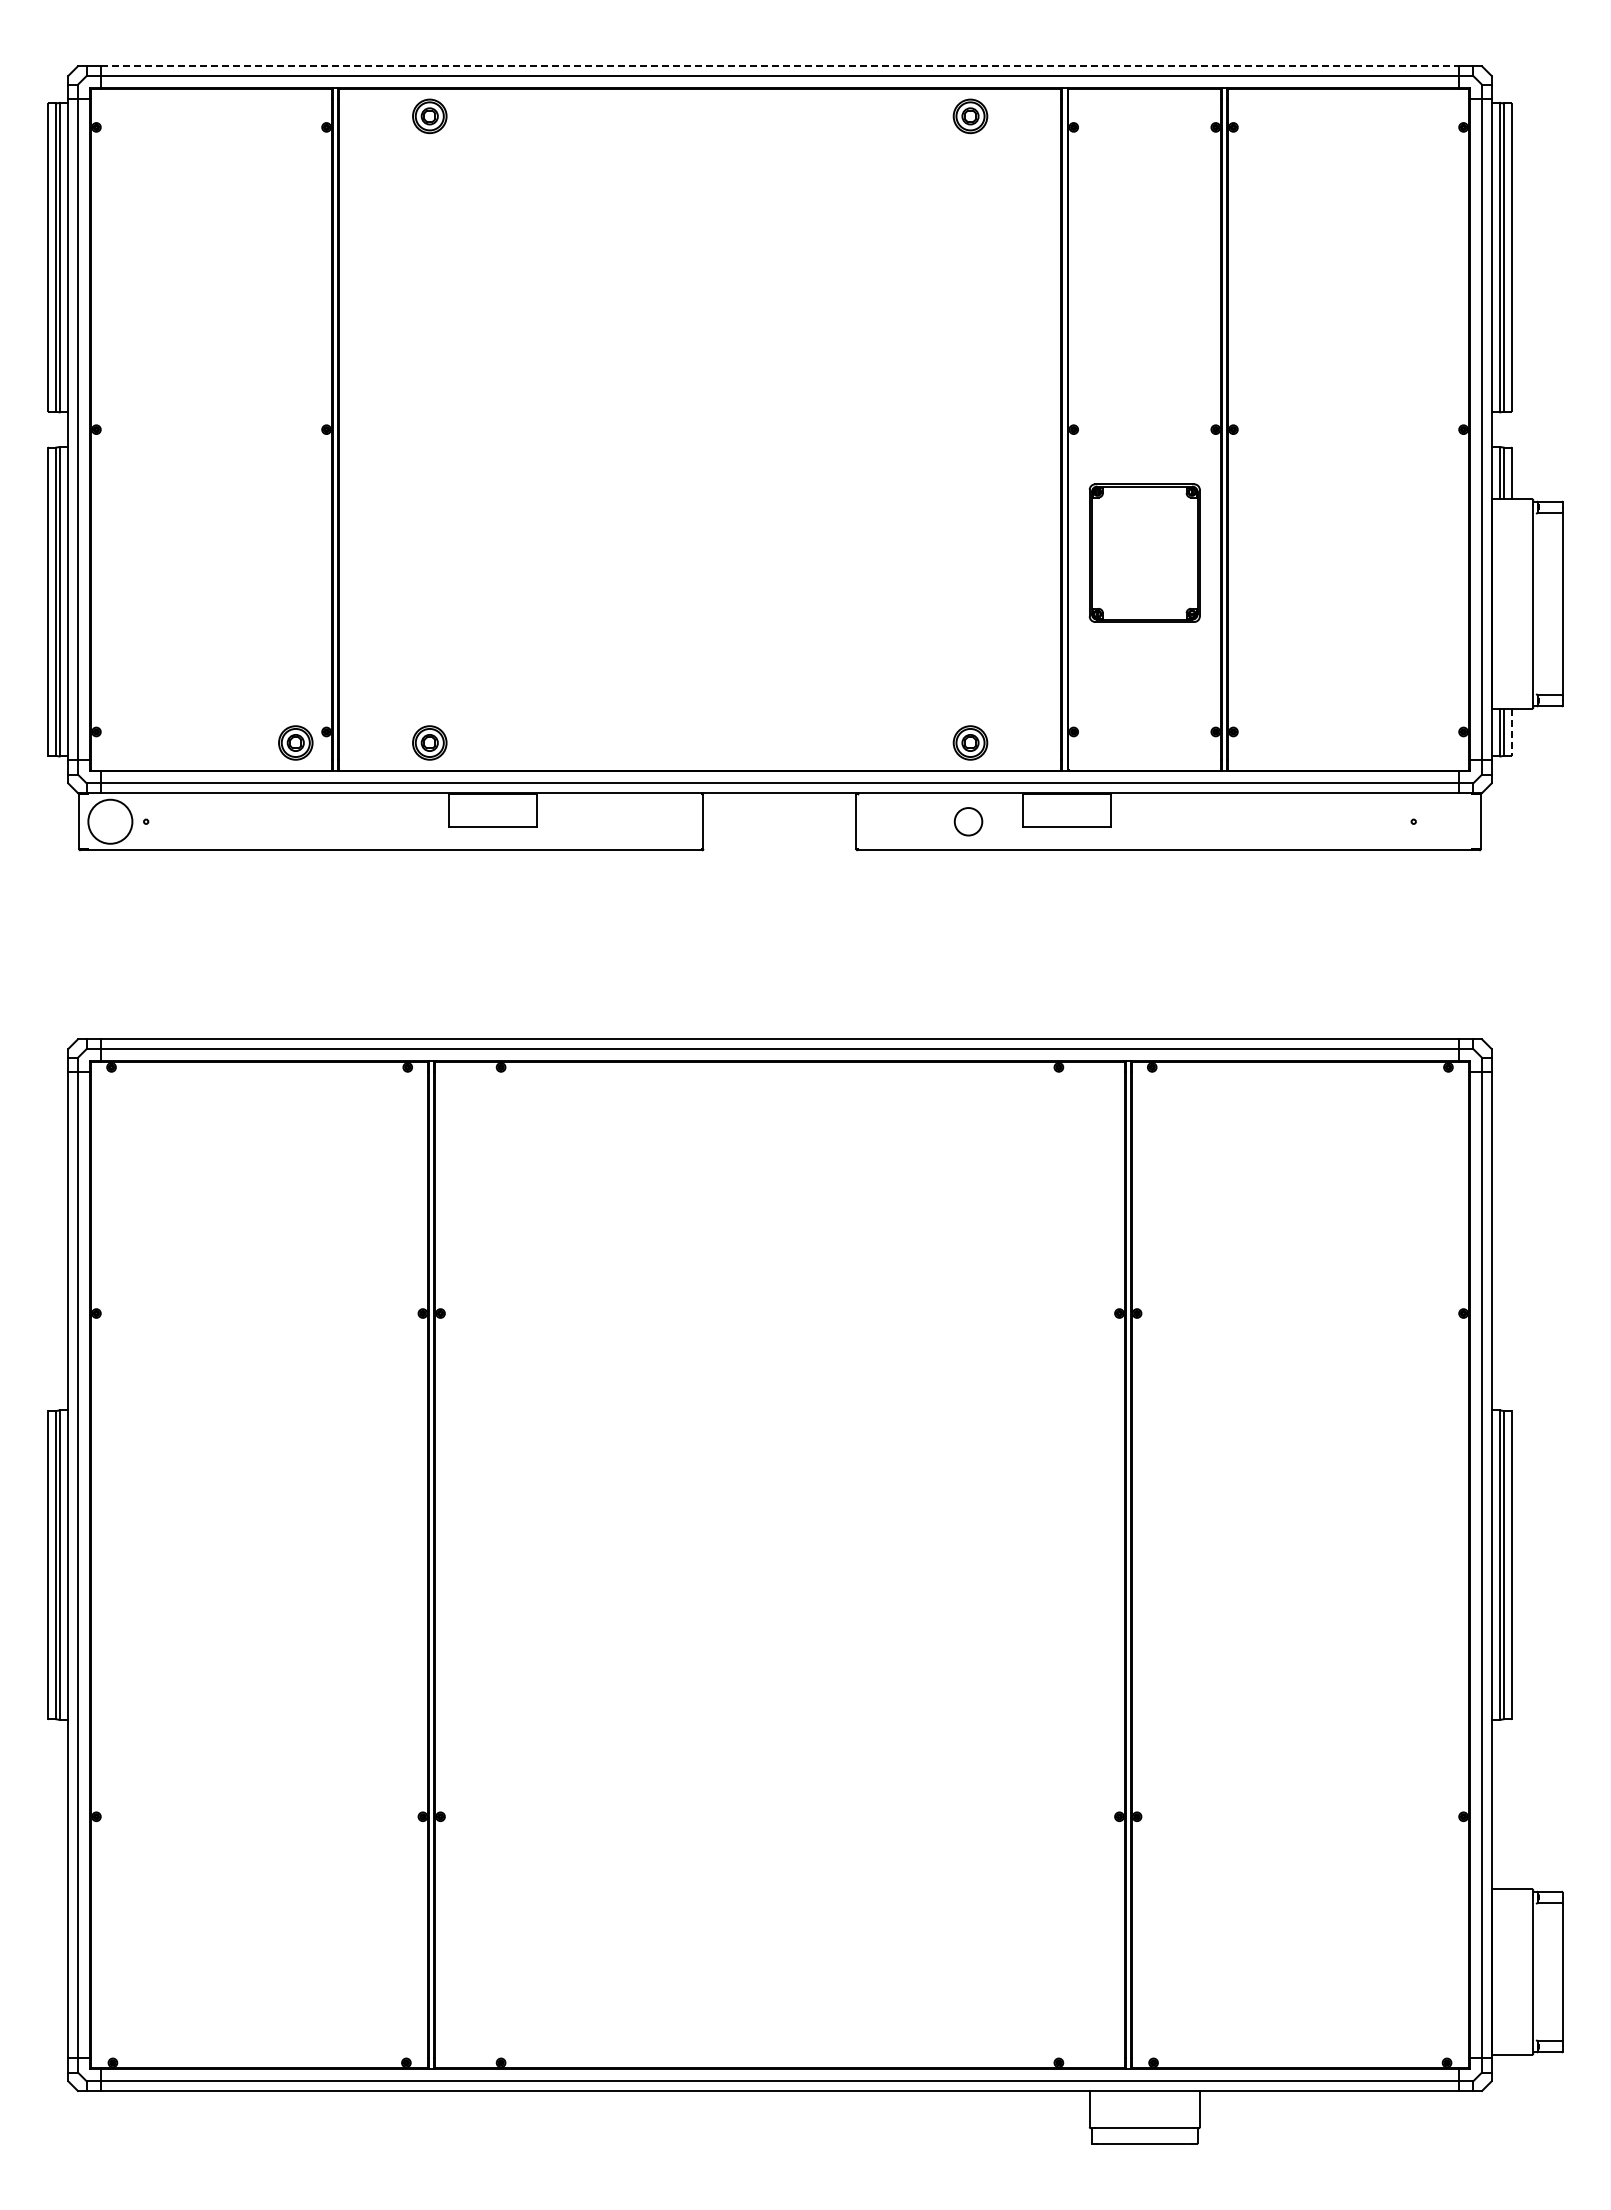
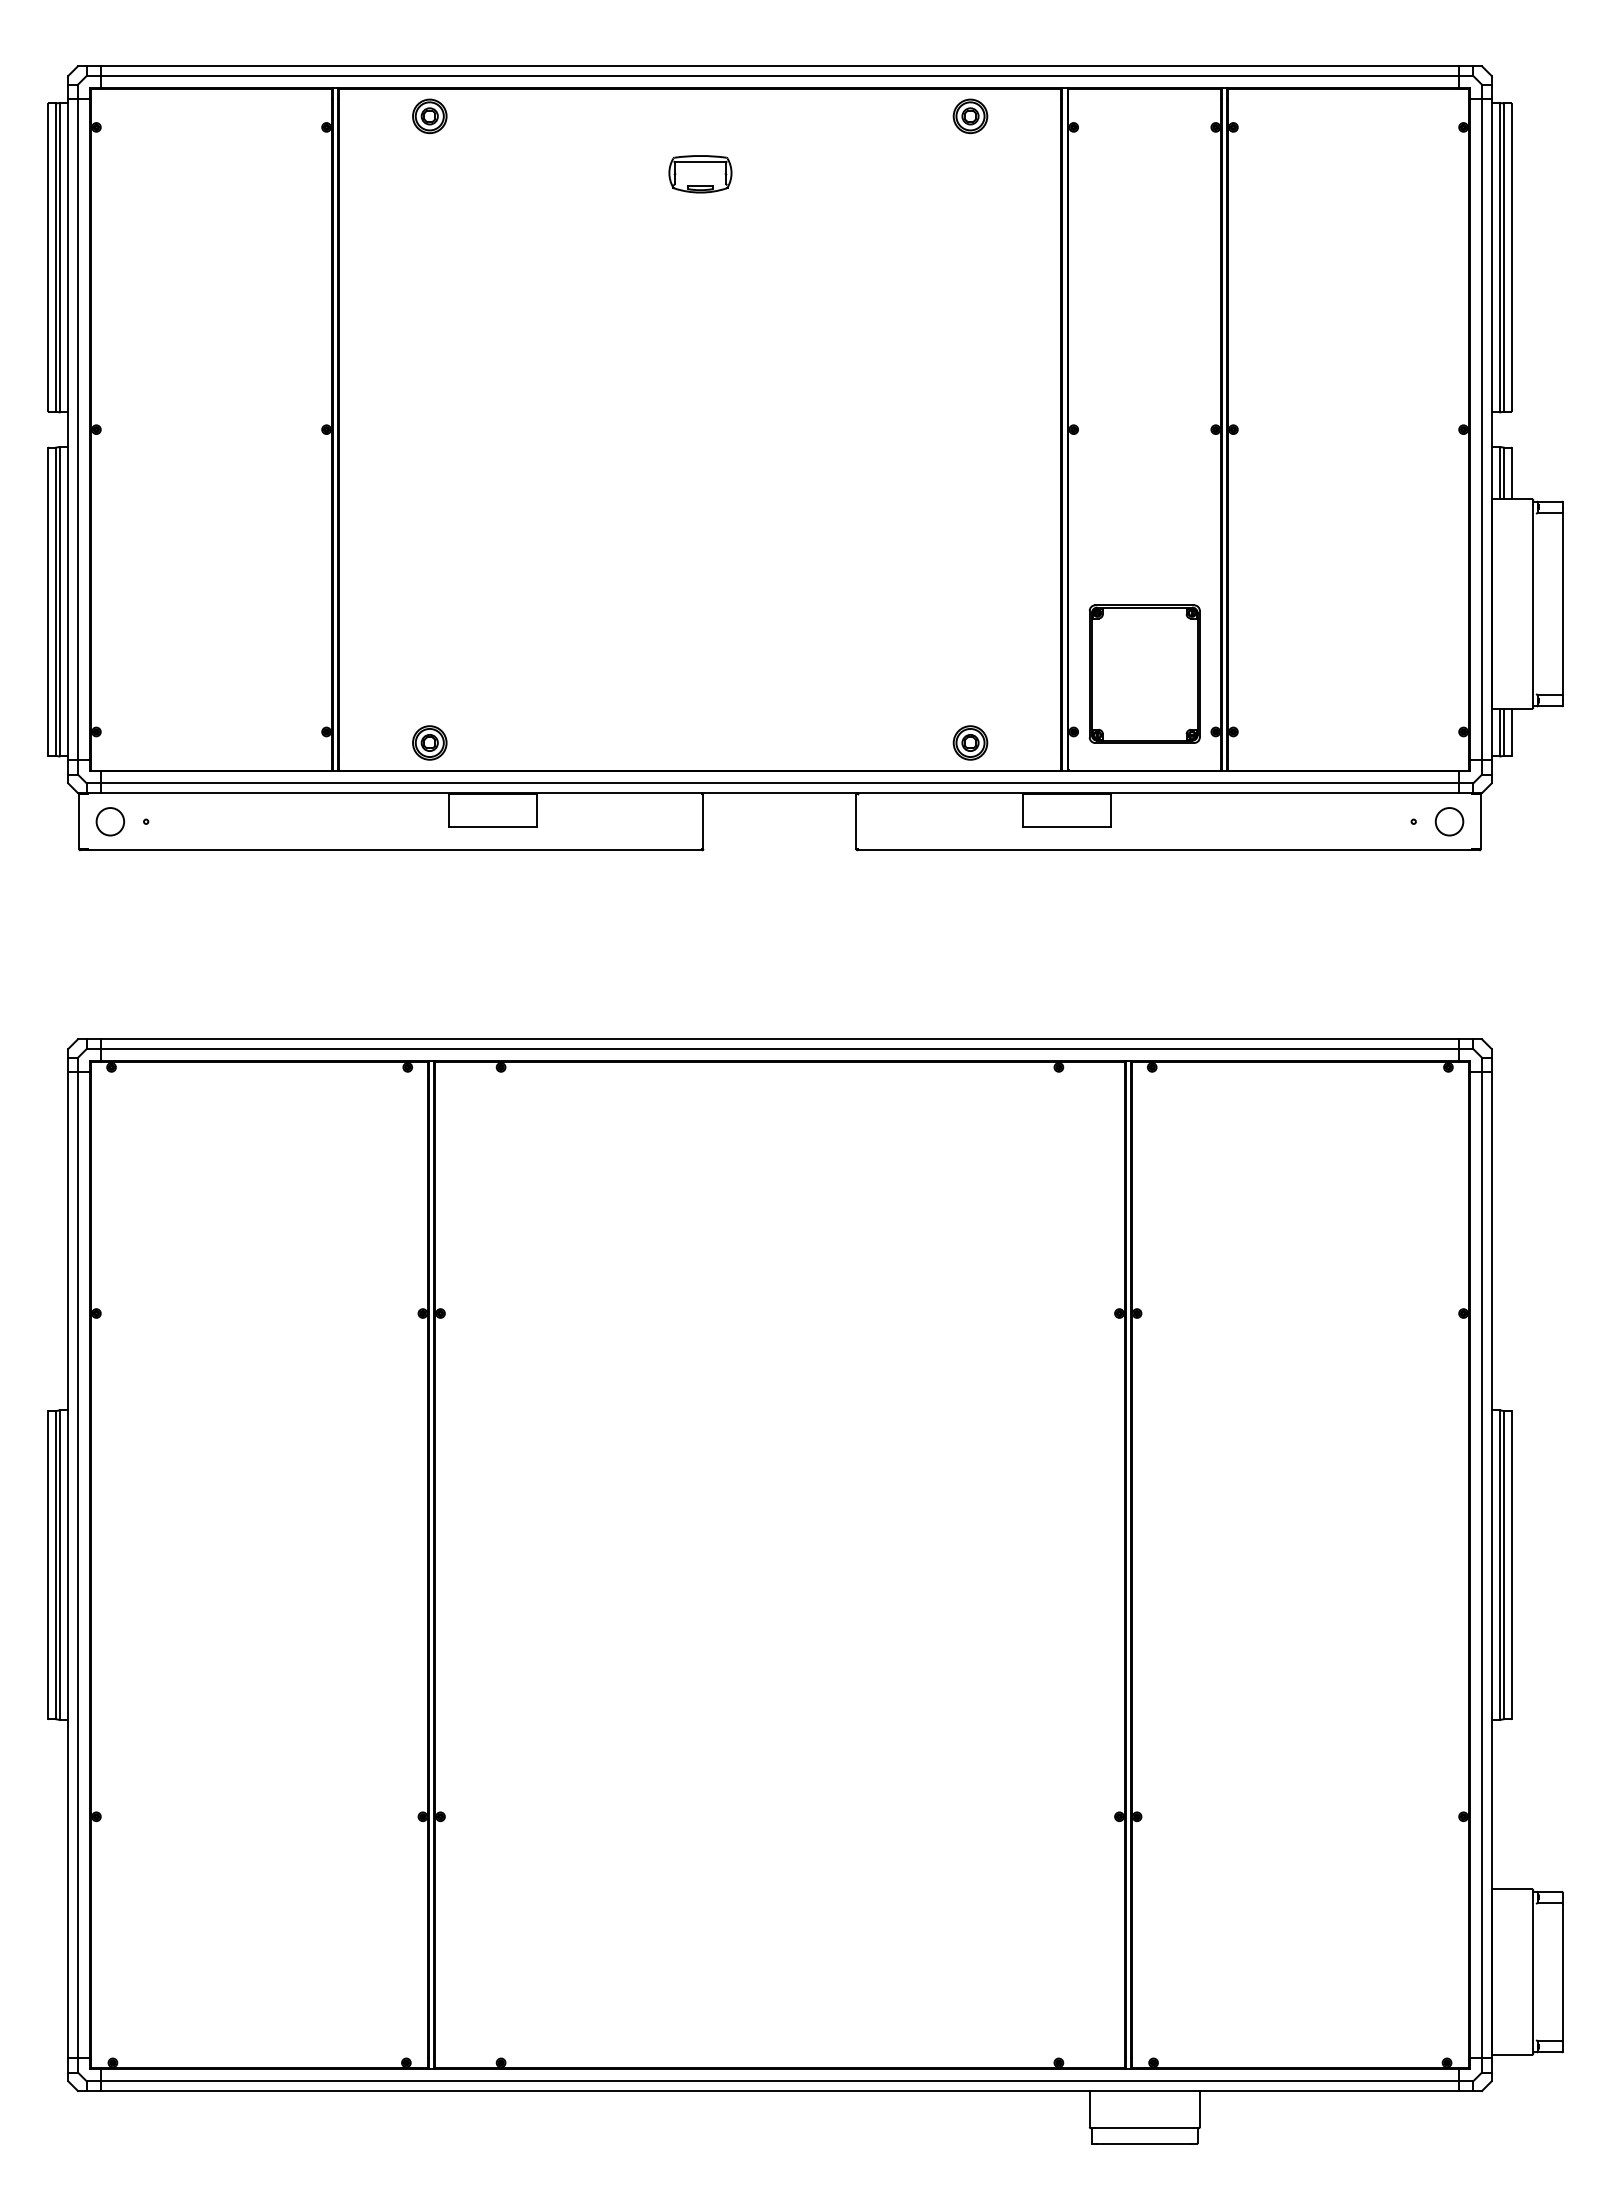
line: dashed -> solid (780, 66)
part: none -> present (700, 174)
part position: (1144, 552) -> (1144, 673) (1144, 673)
line: dashed -> solid (1511, 732)
part: present -> none (295, 742)
circle diameter: 44 px -> 28 px (110, 821)
circle position: (968, 821) -> (1449, 821) (1449, 821)
